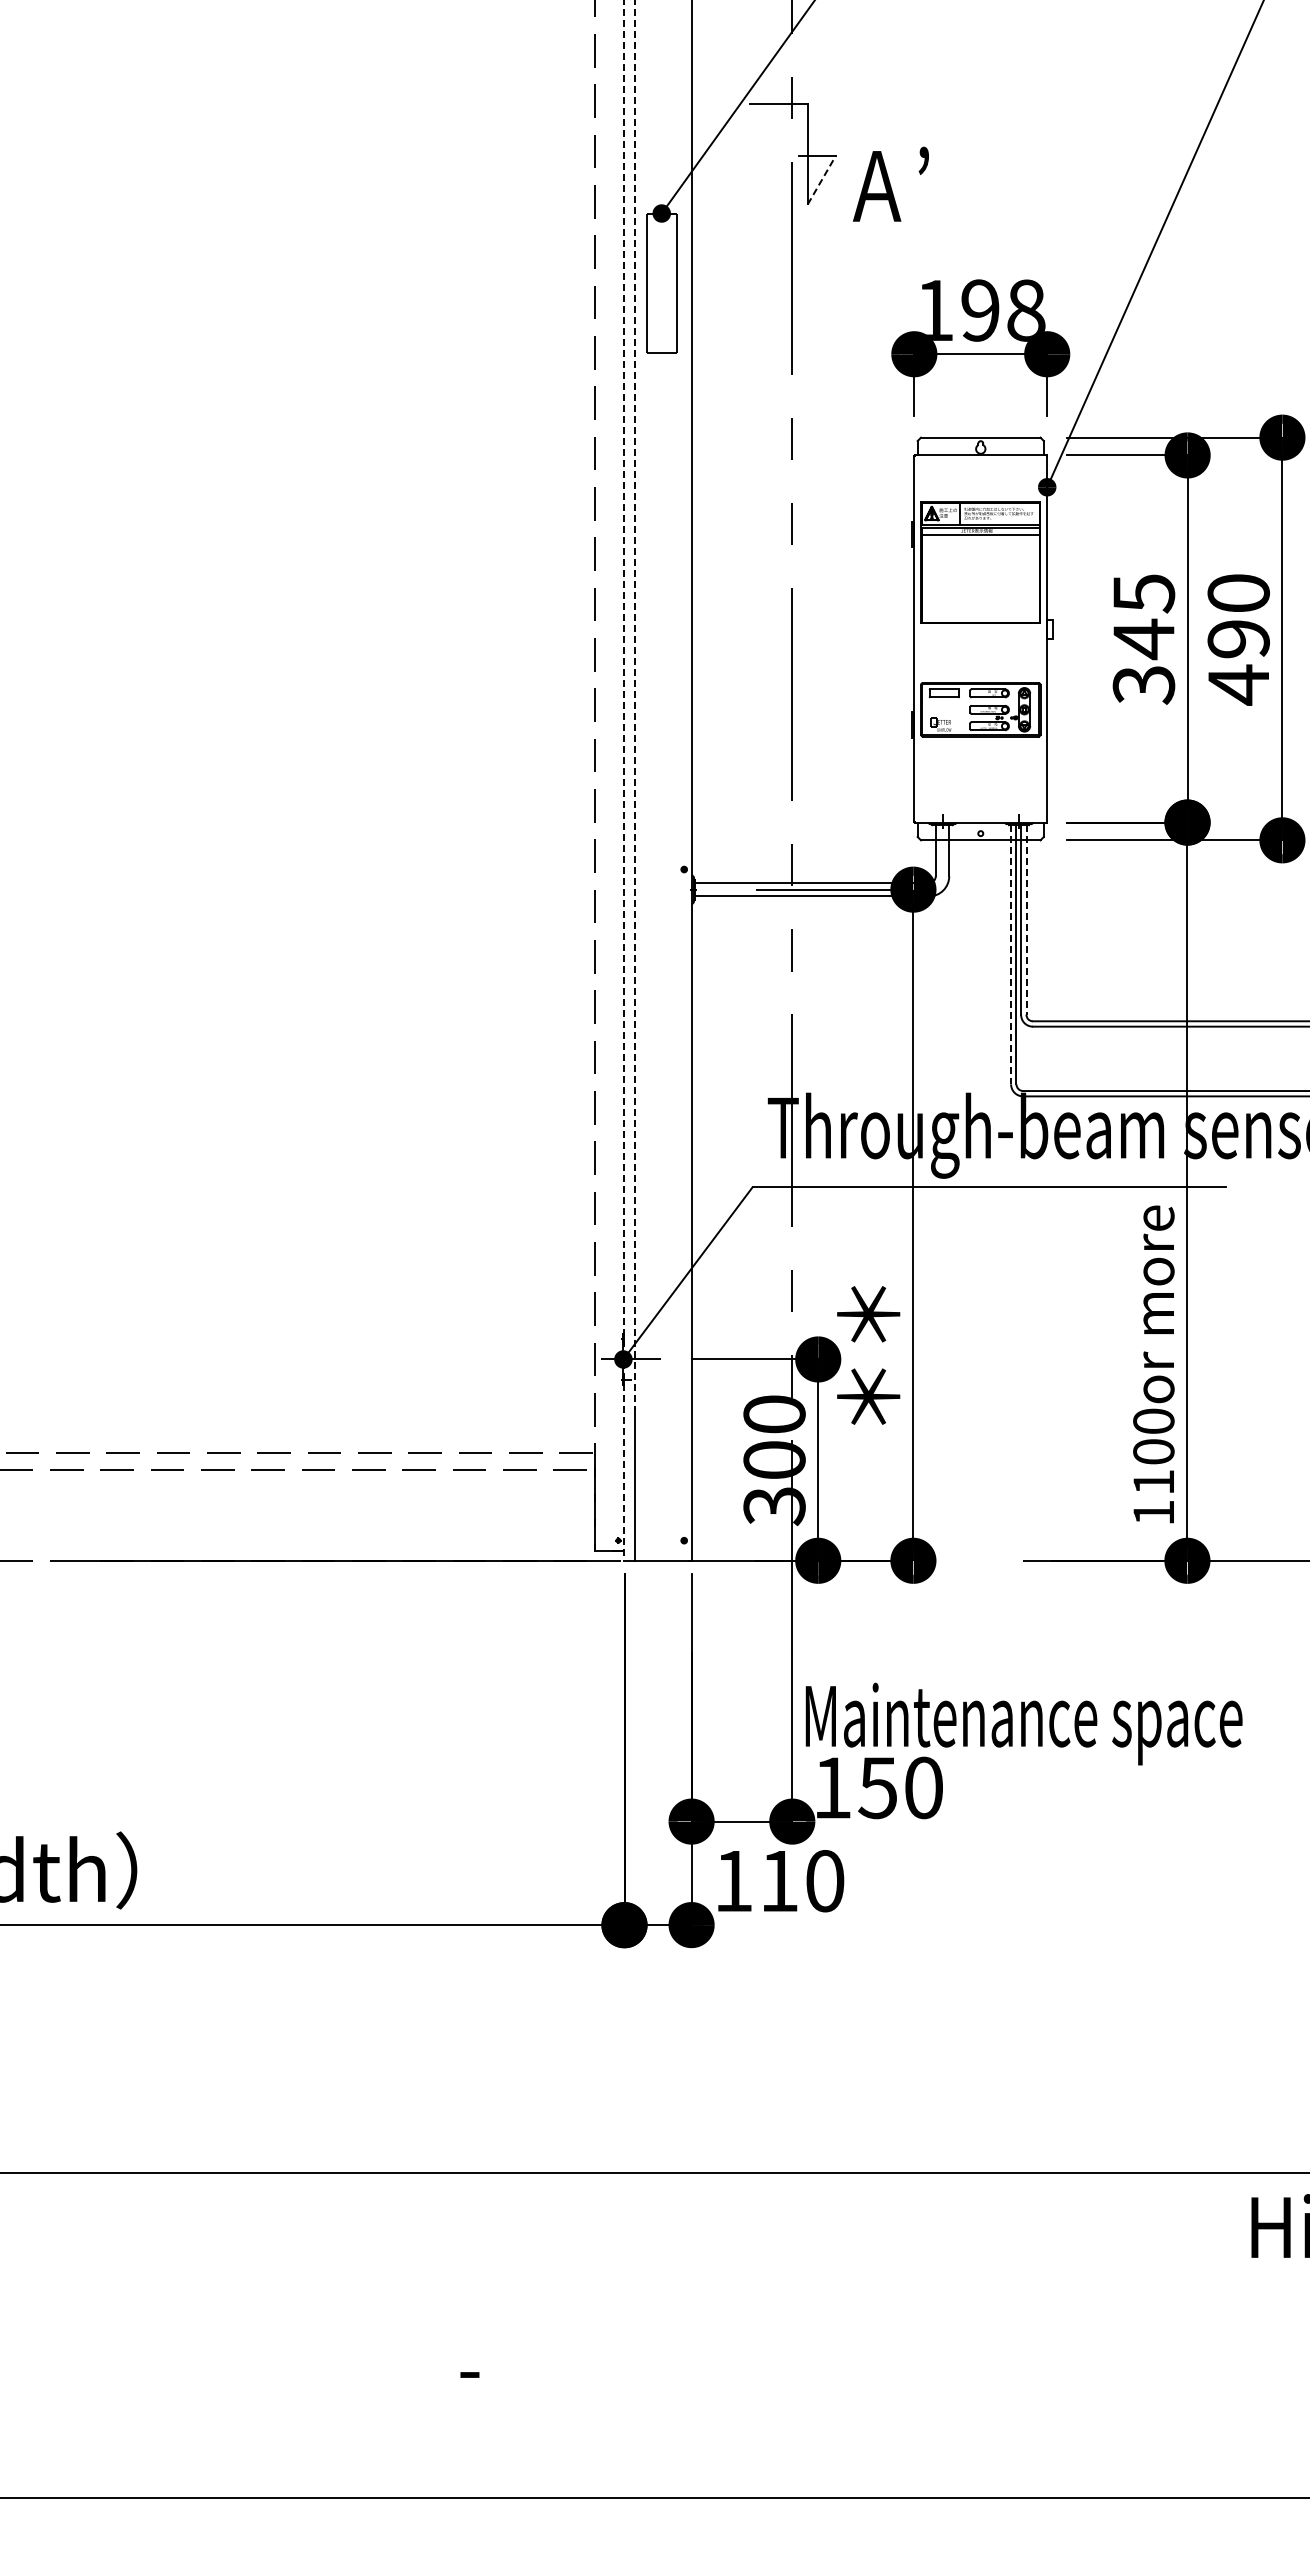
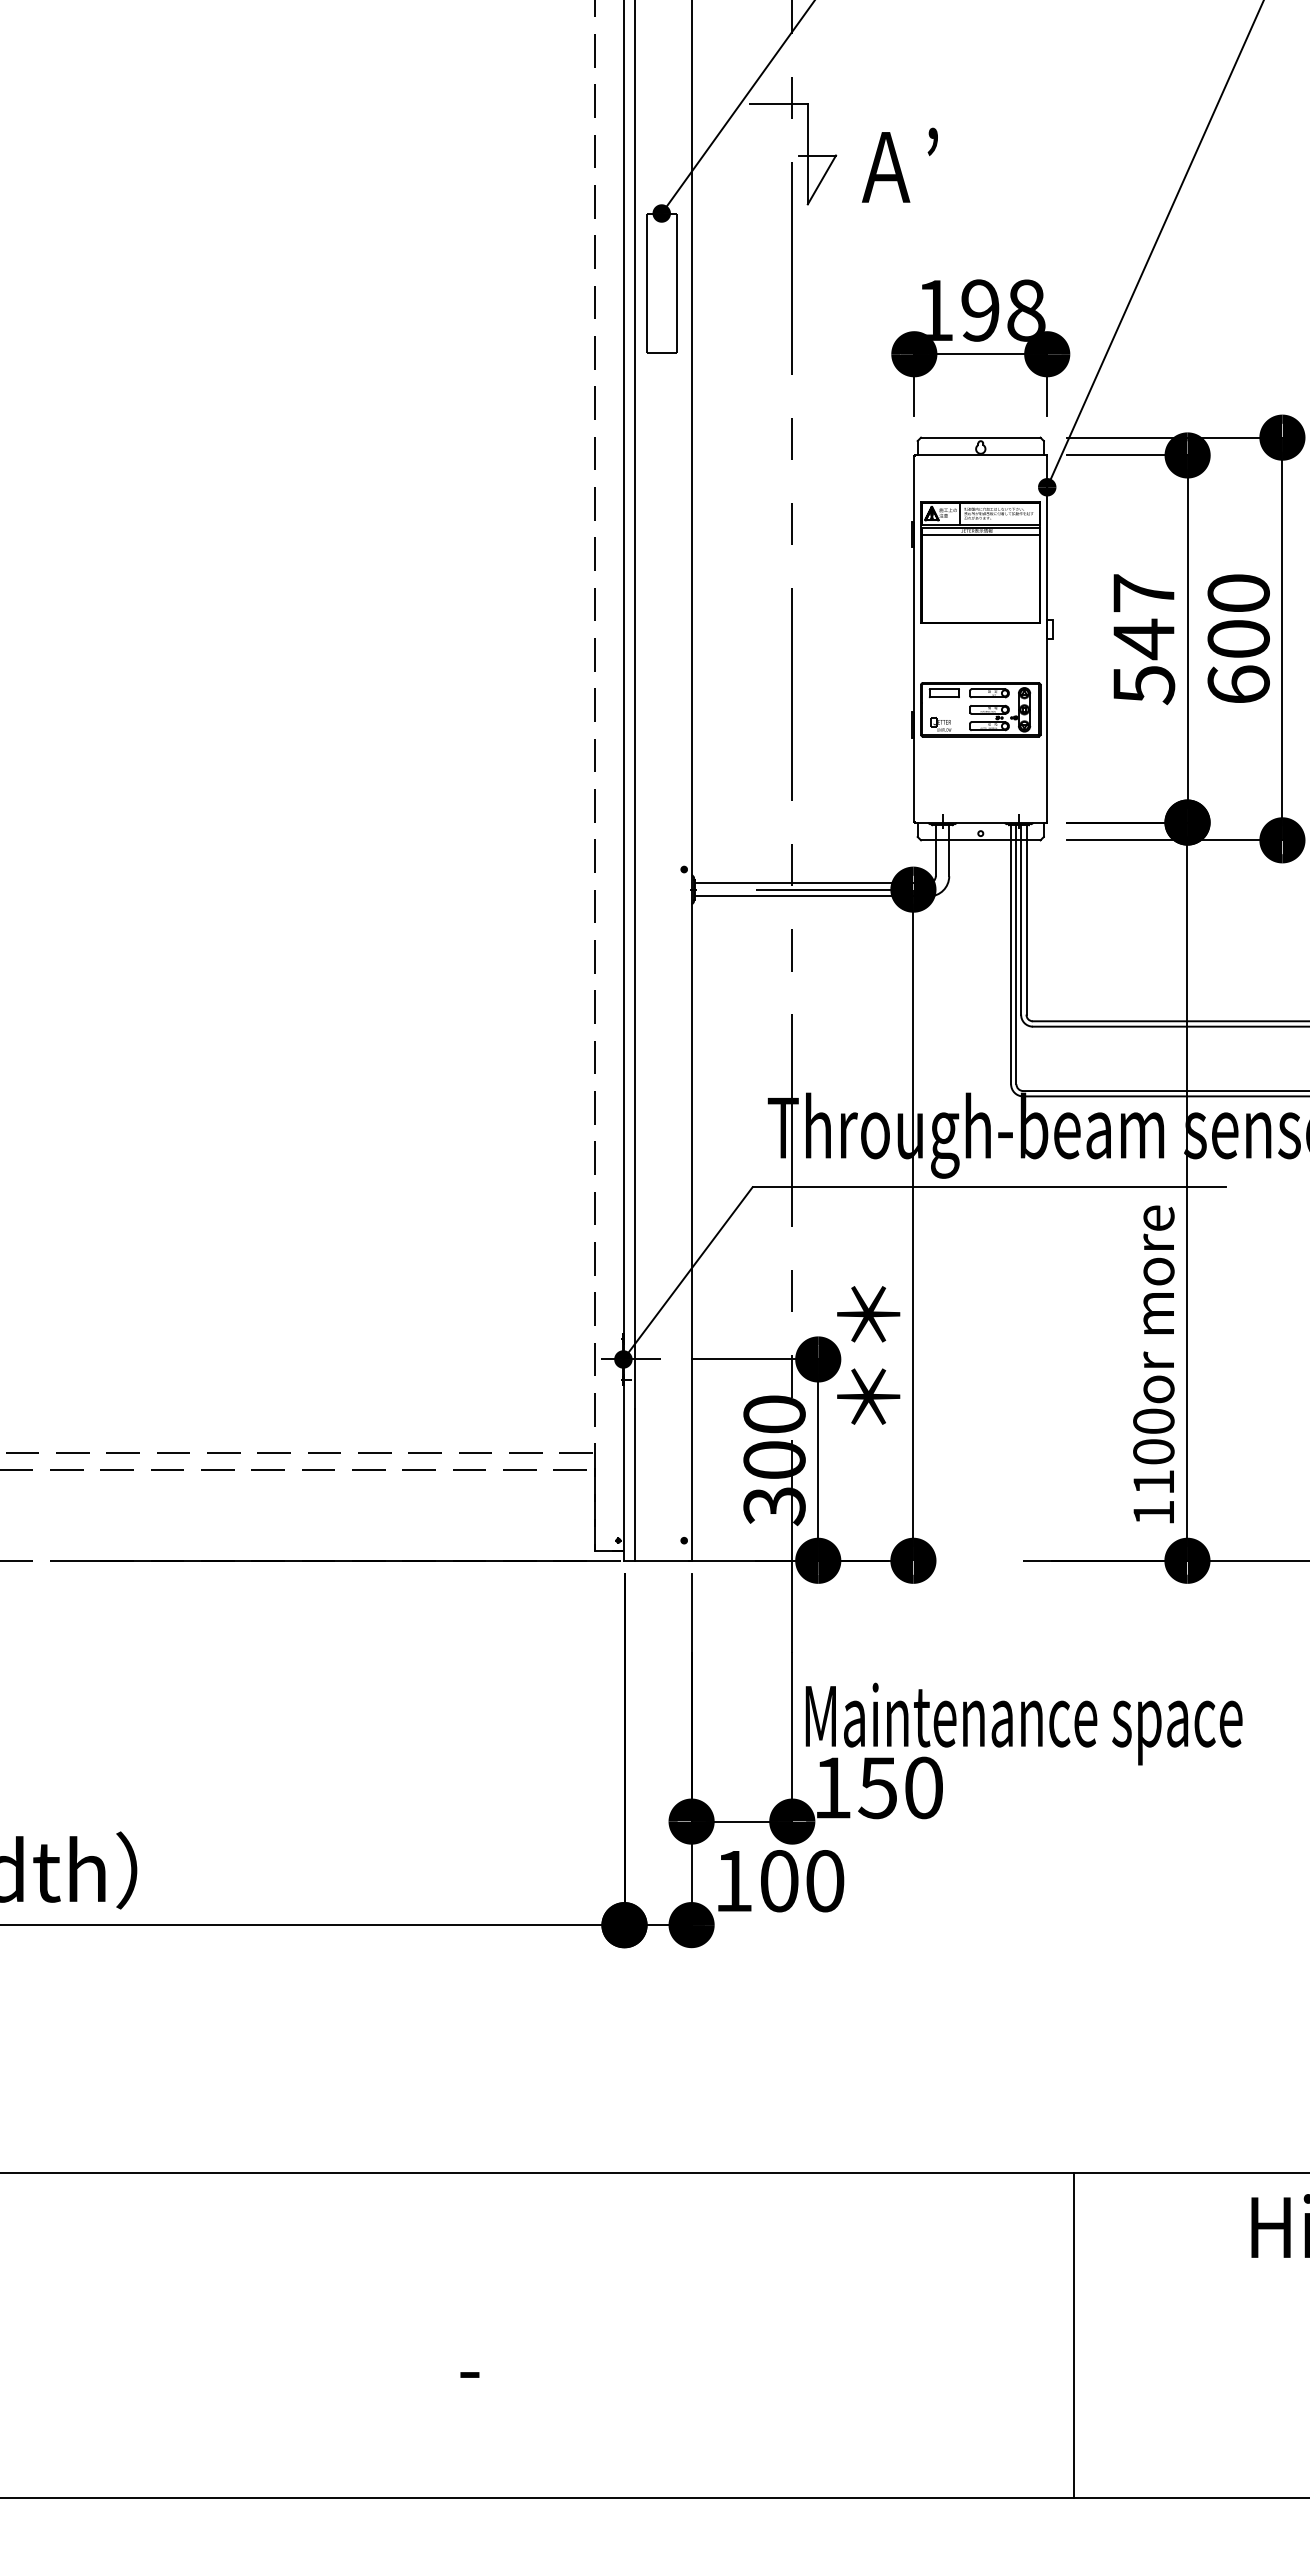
line: dashed -> solid (822, 179)
text position: (890, 183) -> (899, 164) (899, 164)
text: 345 -> 547 (1143, 639)
text: 490 -> 600 (1238, 662)
line: dashed -> solid (634, 705)
line: dashed -> solid (624, 780)
line: dashed -> solid (1026, 920)
line: dashed -> solid (1011, 954)
text: 110 -> 100 (779, 1881)
line: none -> present (1073, 2335)
